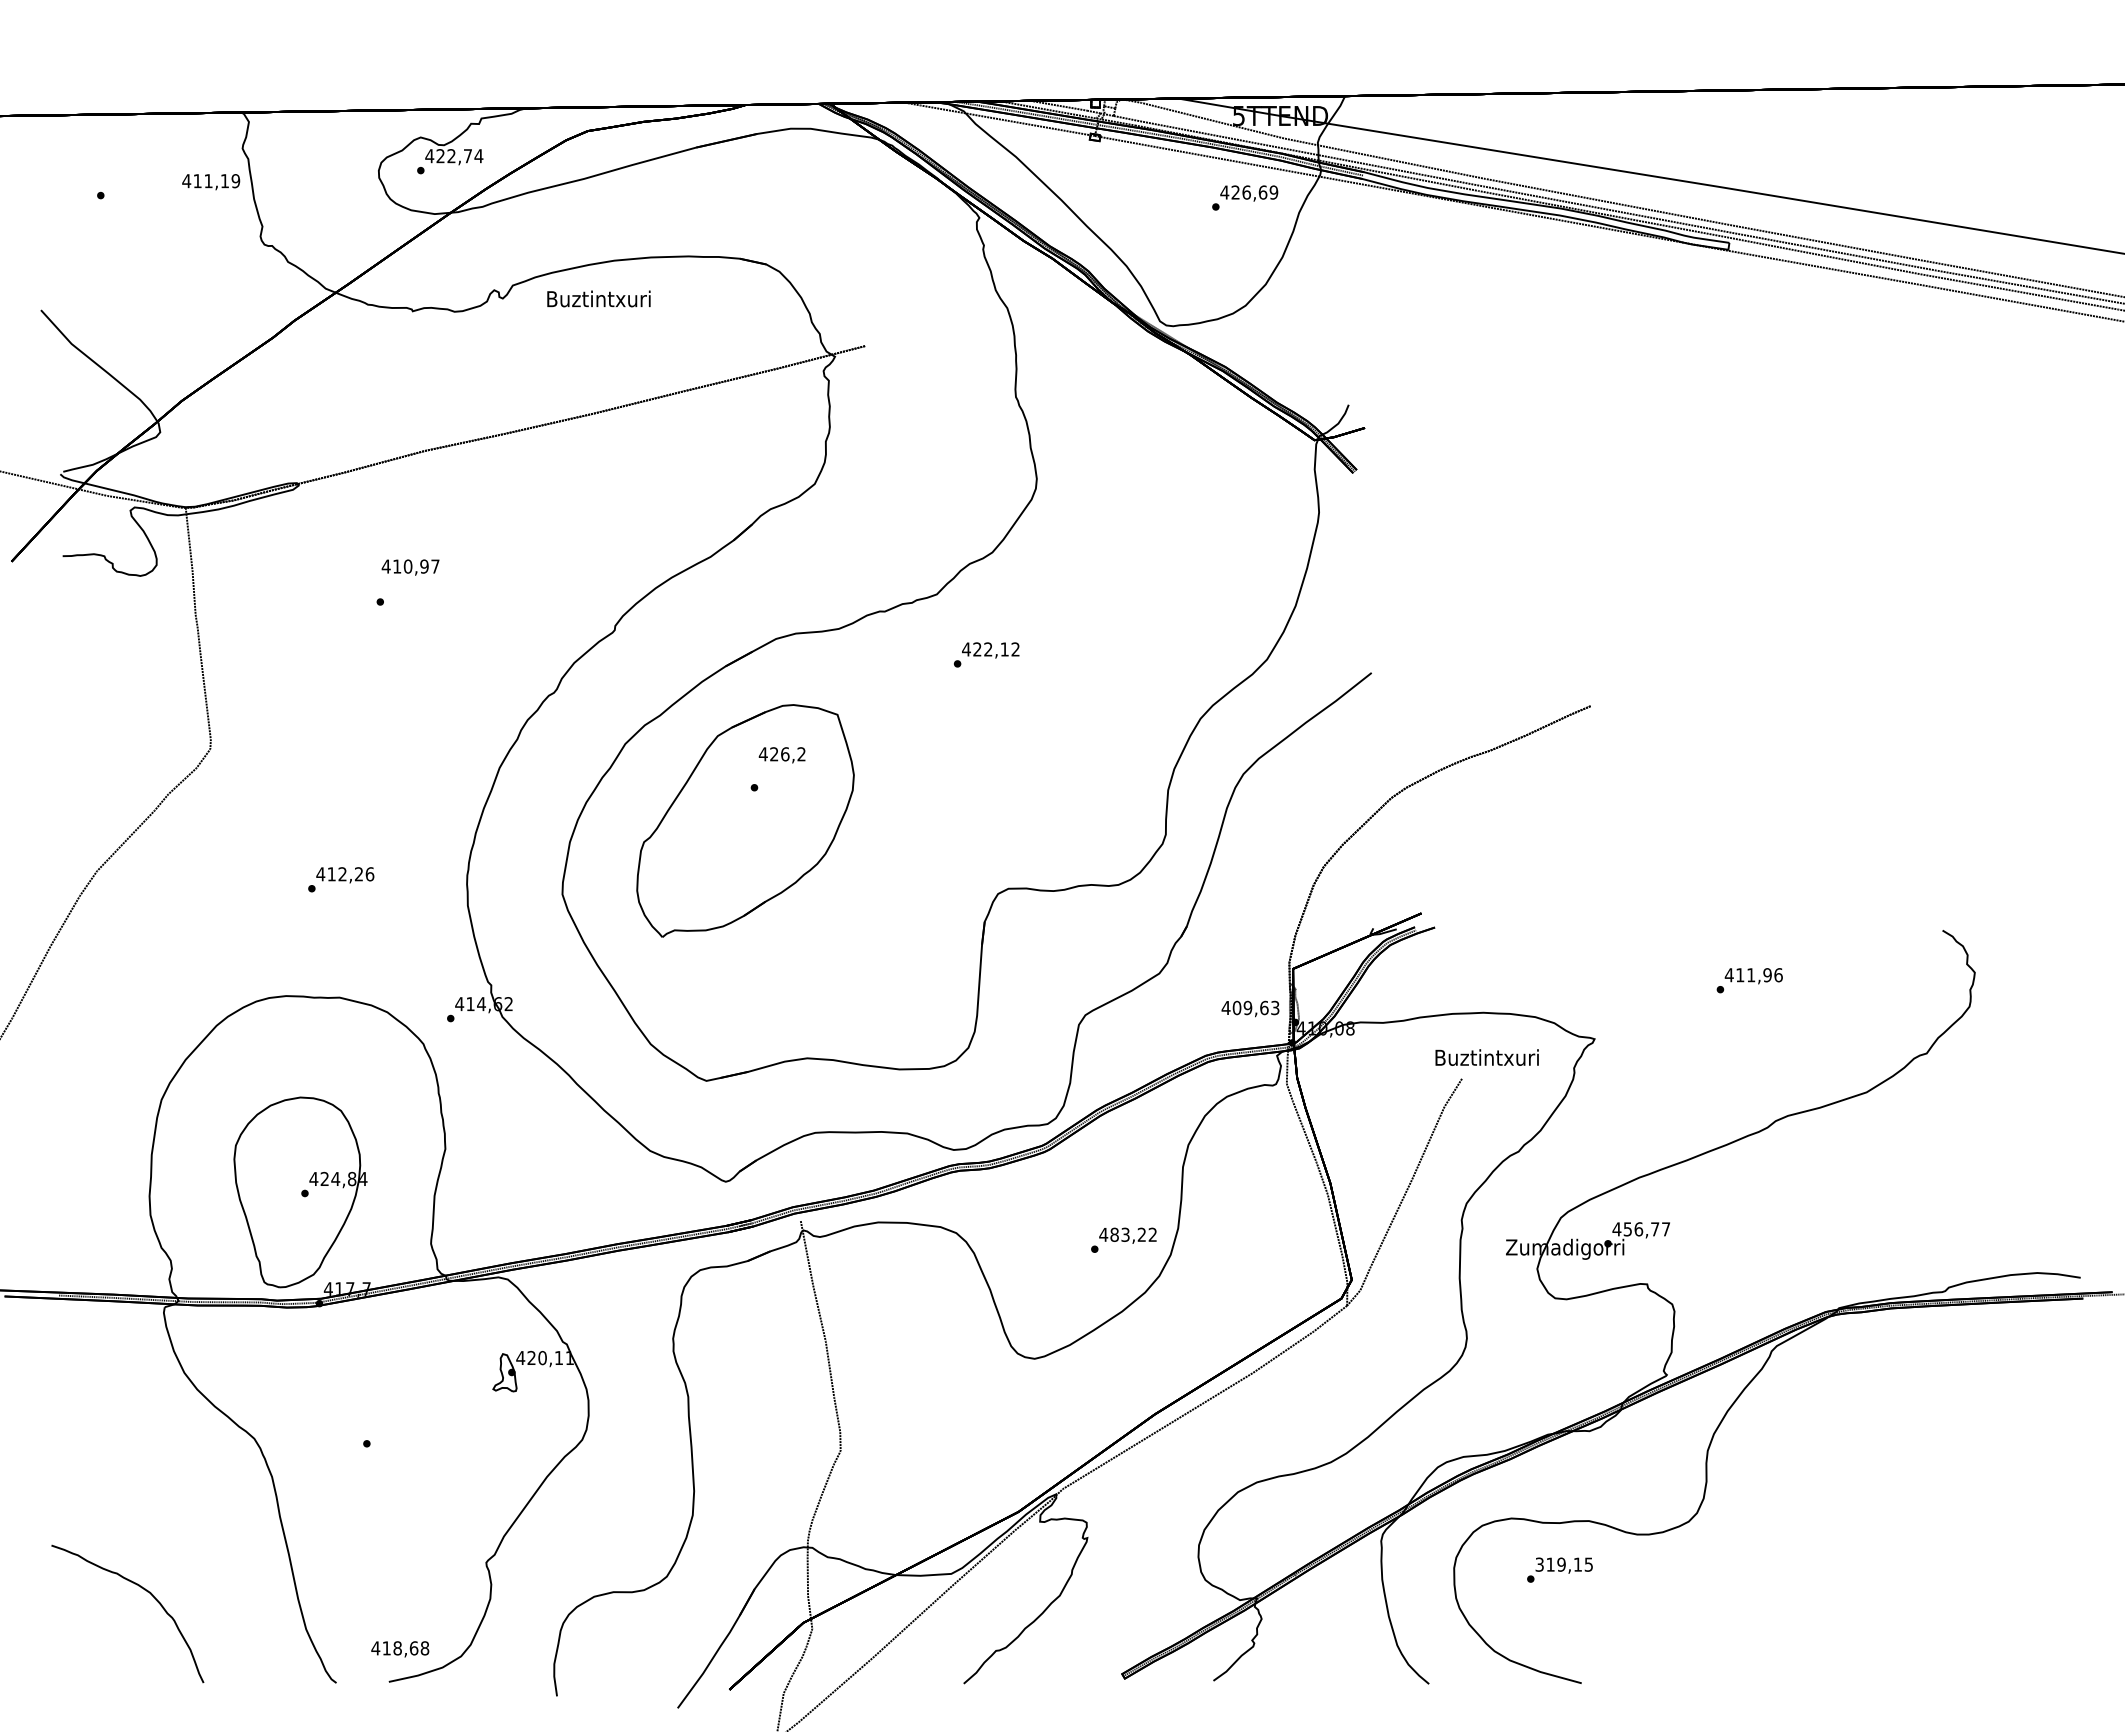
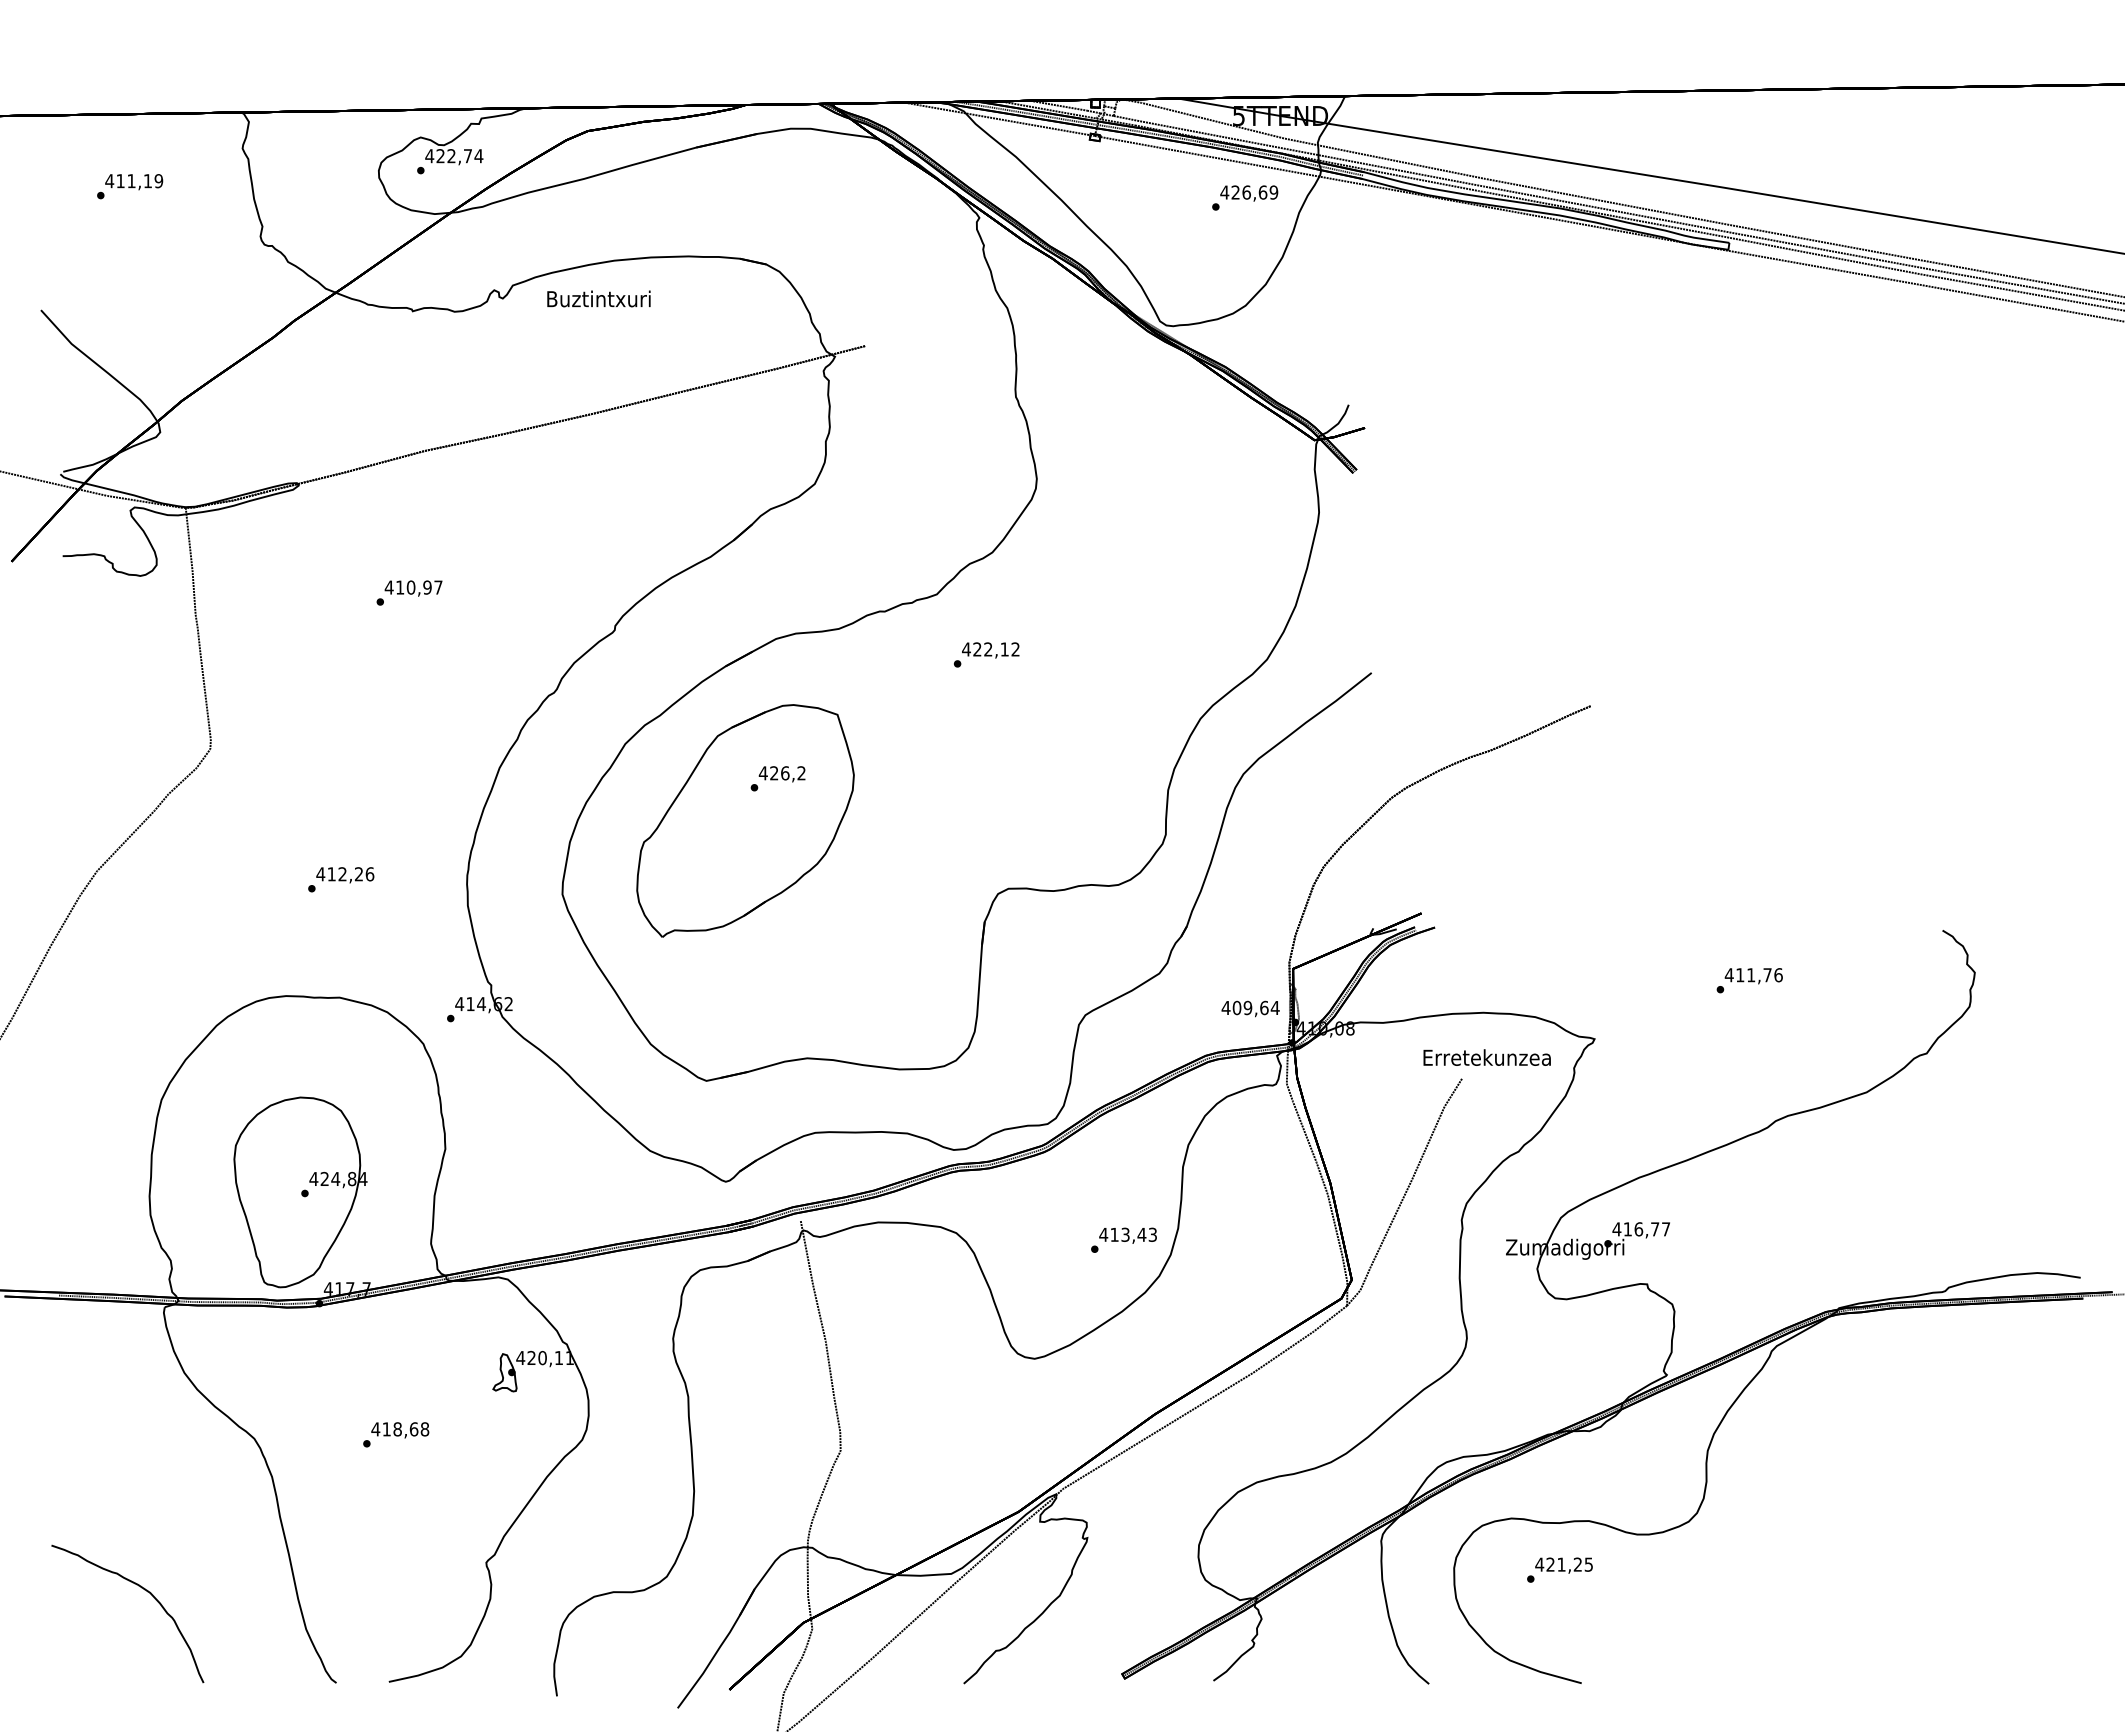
text position: (211, 182) -> (134, 182) (134, 182)
text position: (410, 567) -> (413, 588) (413, 588)
text position: (781, 755) -> (781, 774) (781, 774)
text: 411,96 -> 411,76 (1767, 975)
text: 409,63 -> 409,64 (1274, 1007)
text: Buztintxuri -> Erretekunzea (1486, 1057)
text: 456,77 -> 416,77 (1627, 1229)
text: 483,22 -> 413,43 (1133, 1234)
text: 319,15 -> 421,25 (1558, 1564)
text position: (400, 1649) -> (400, 1430) (400, 1430)
